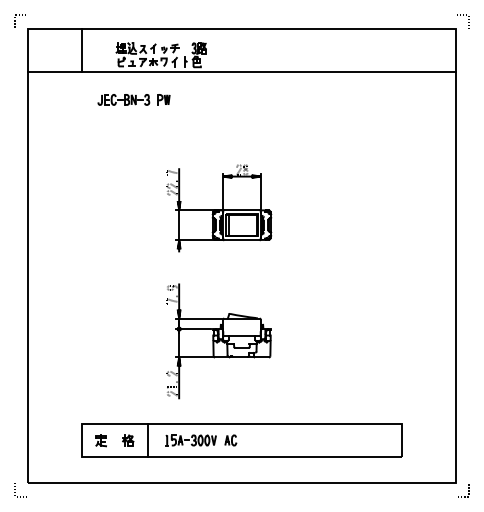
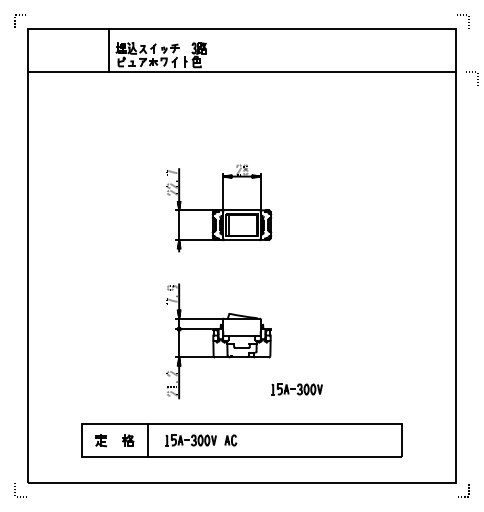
line position: (81, 49) -> (108, 49) (108, 49)
line: none -> present (477, 79)
part: present -> none (133, 99)
part: none -> present (296, 389)
